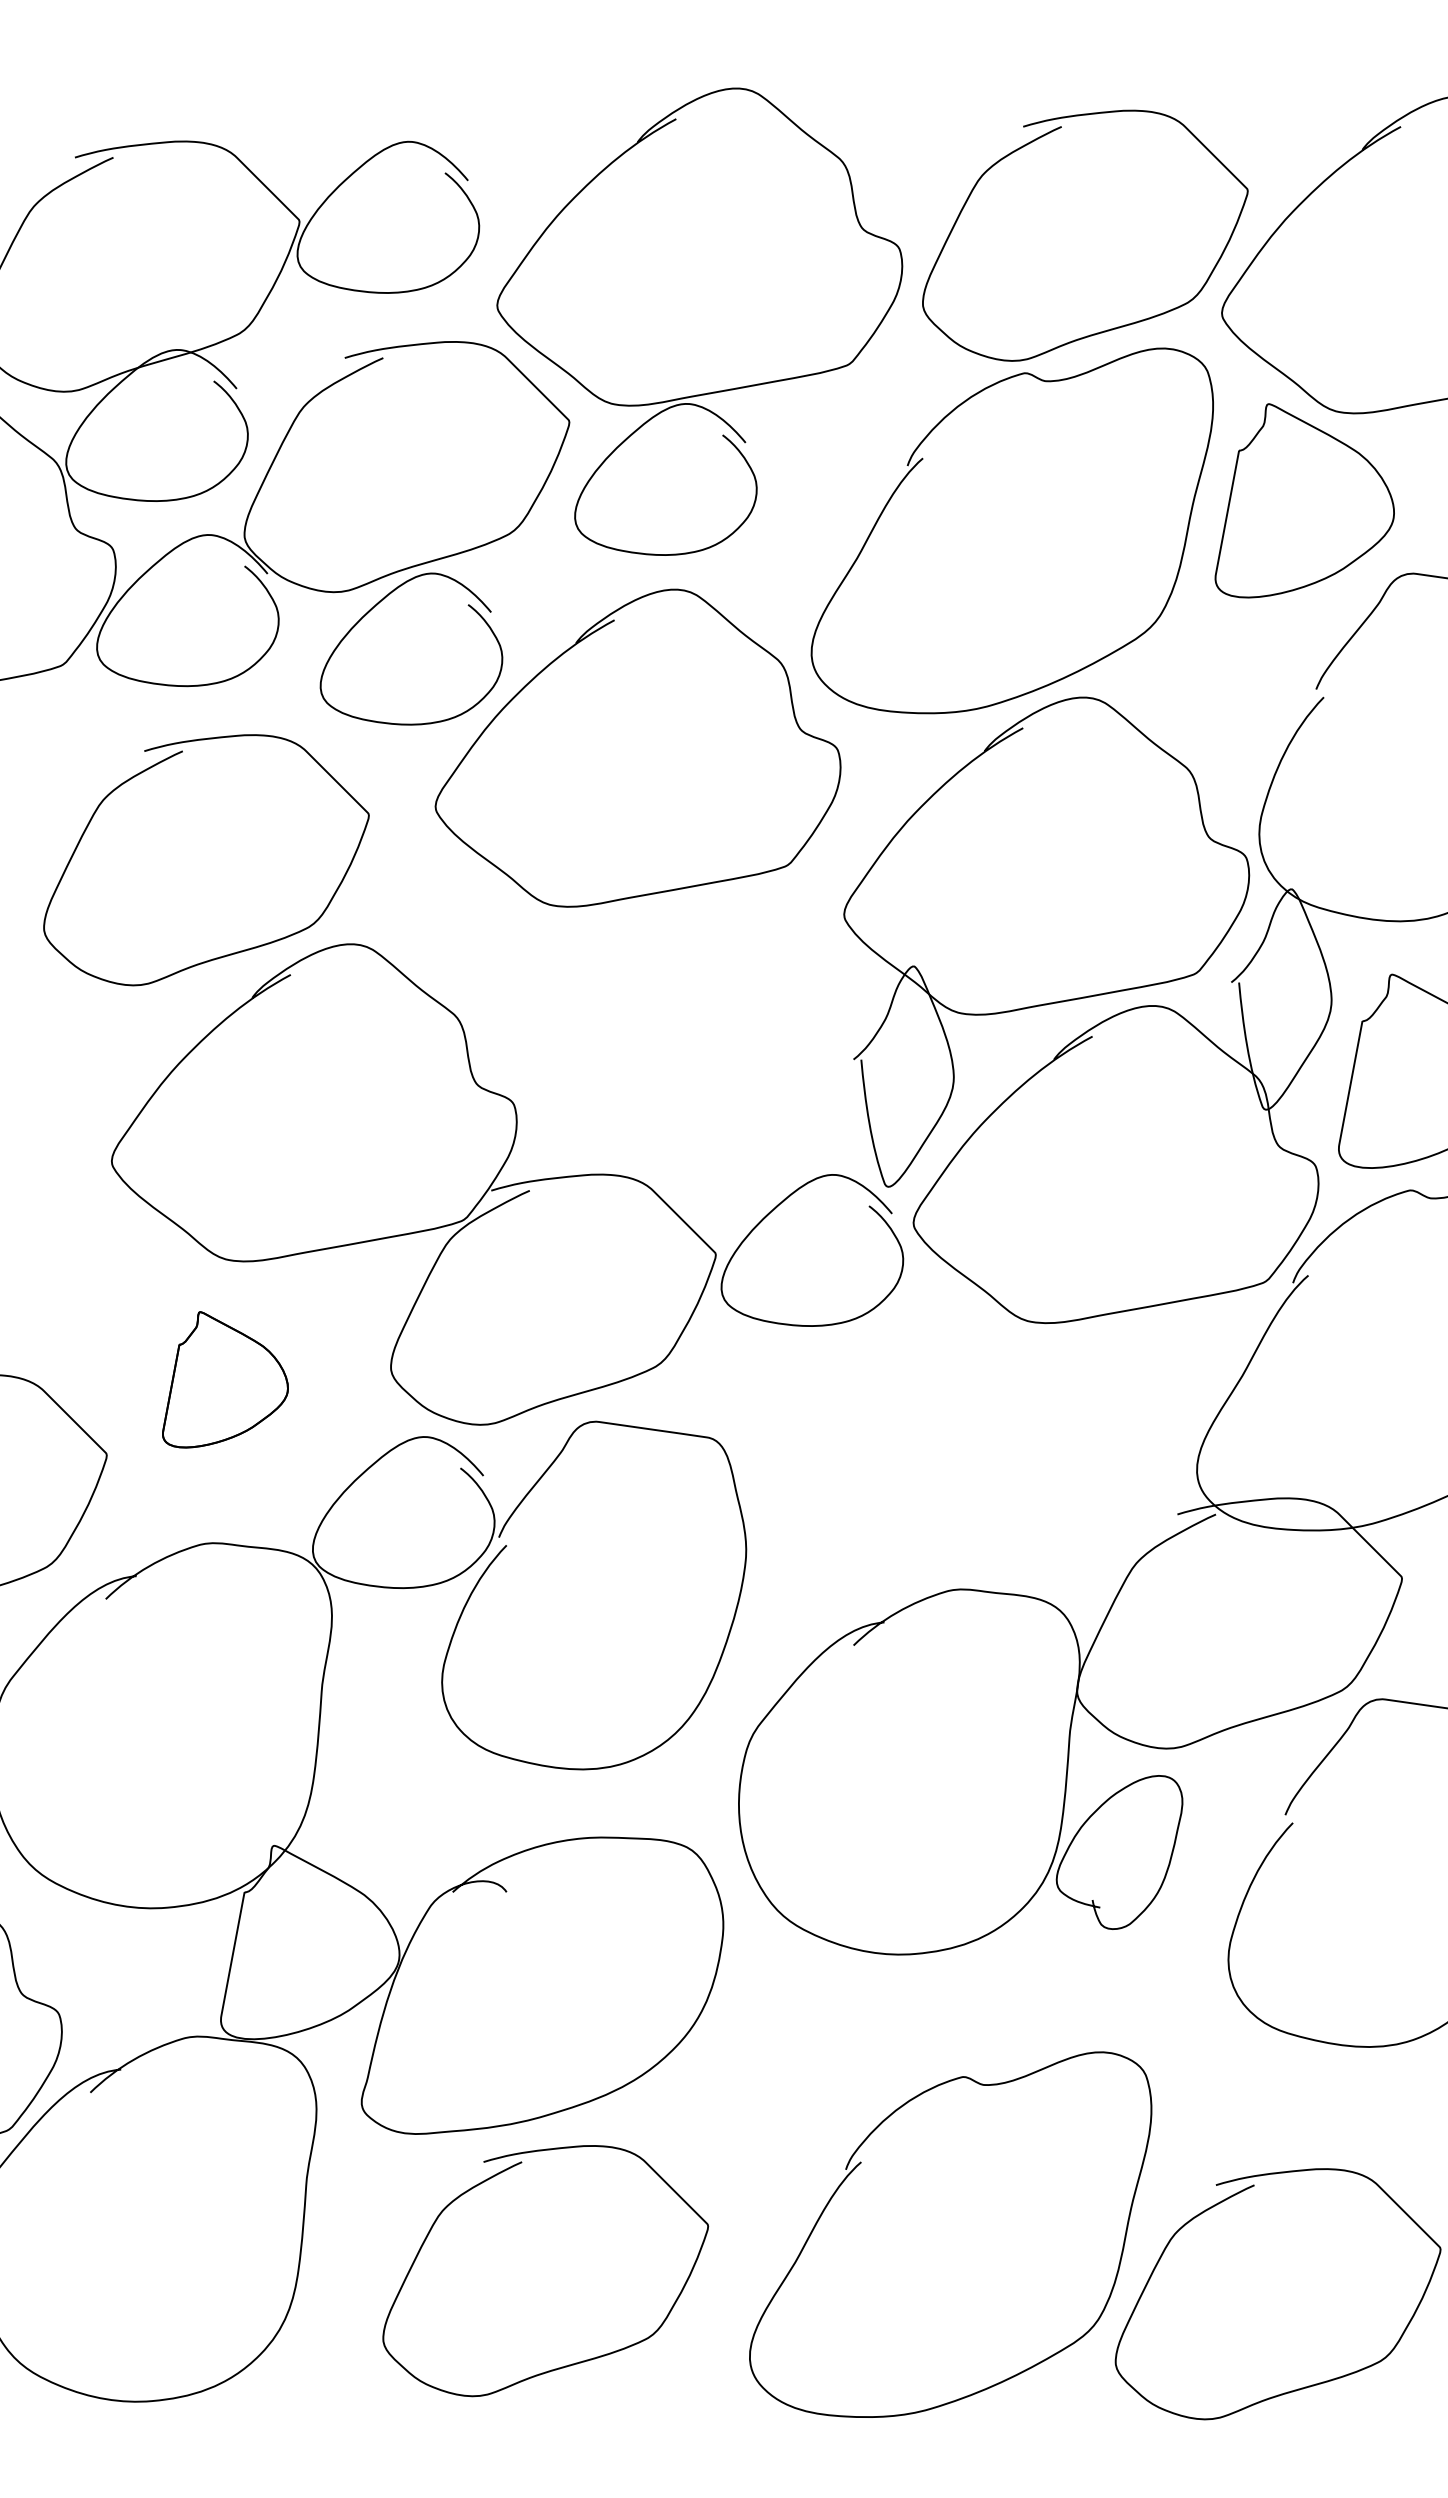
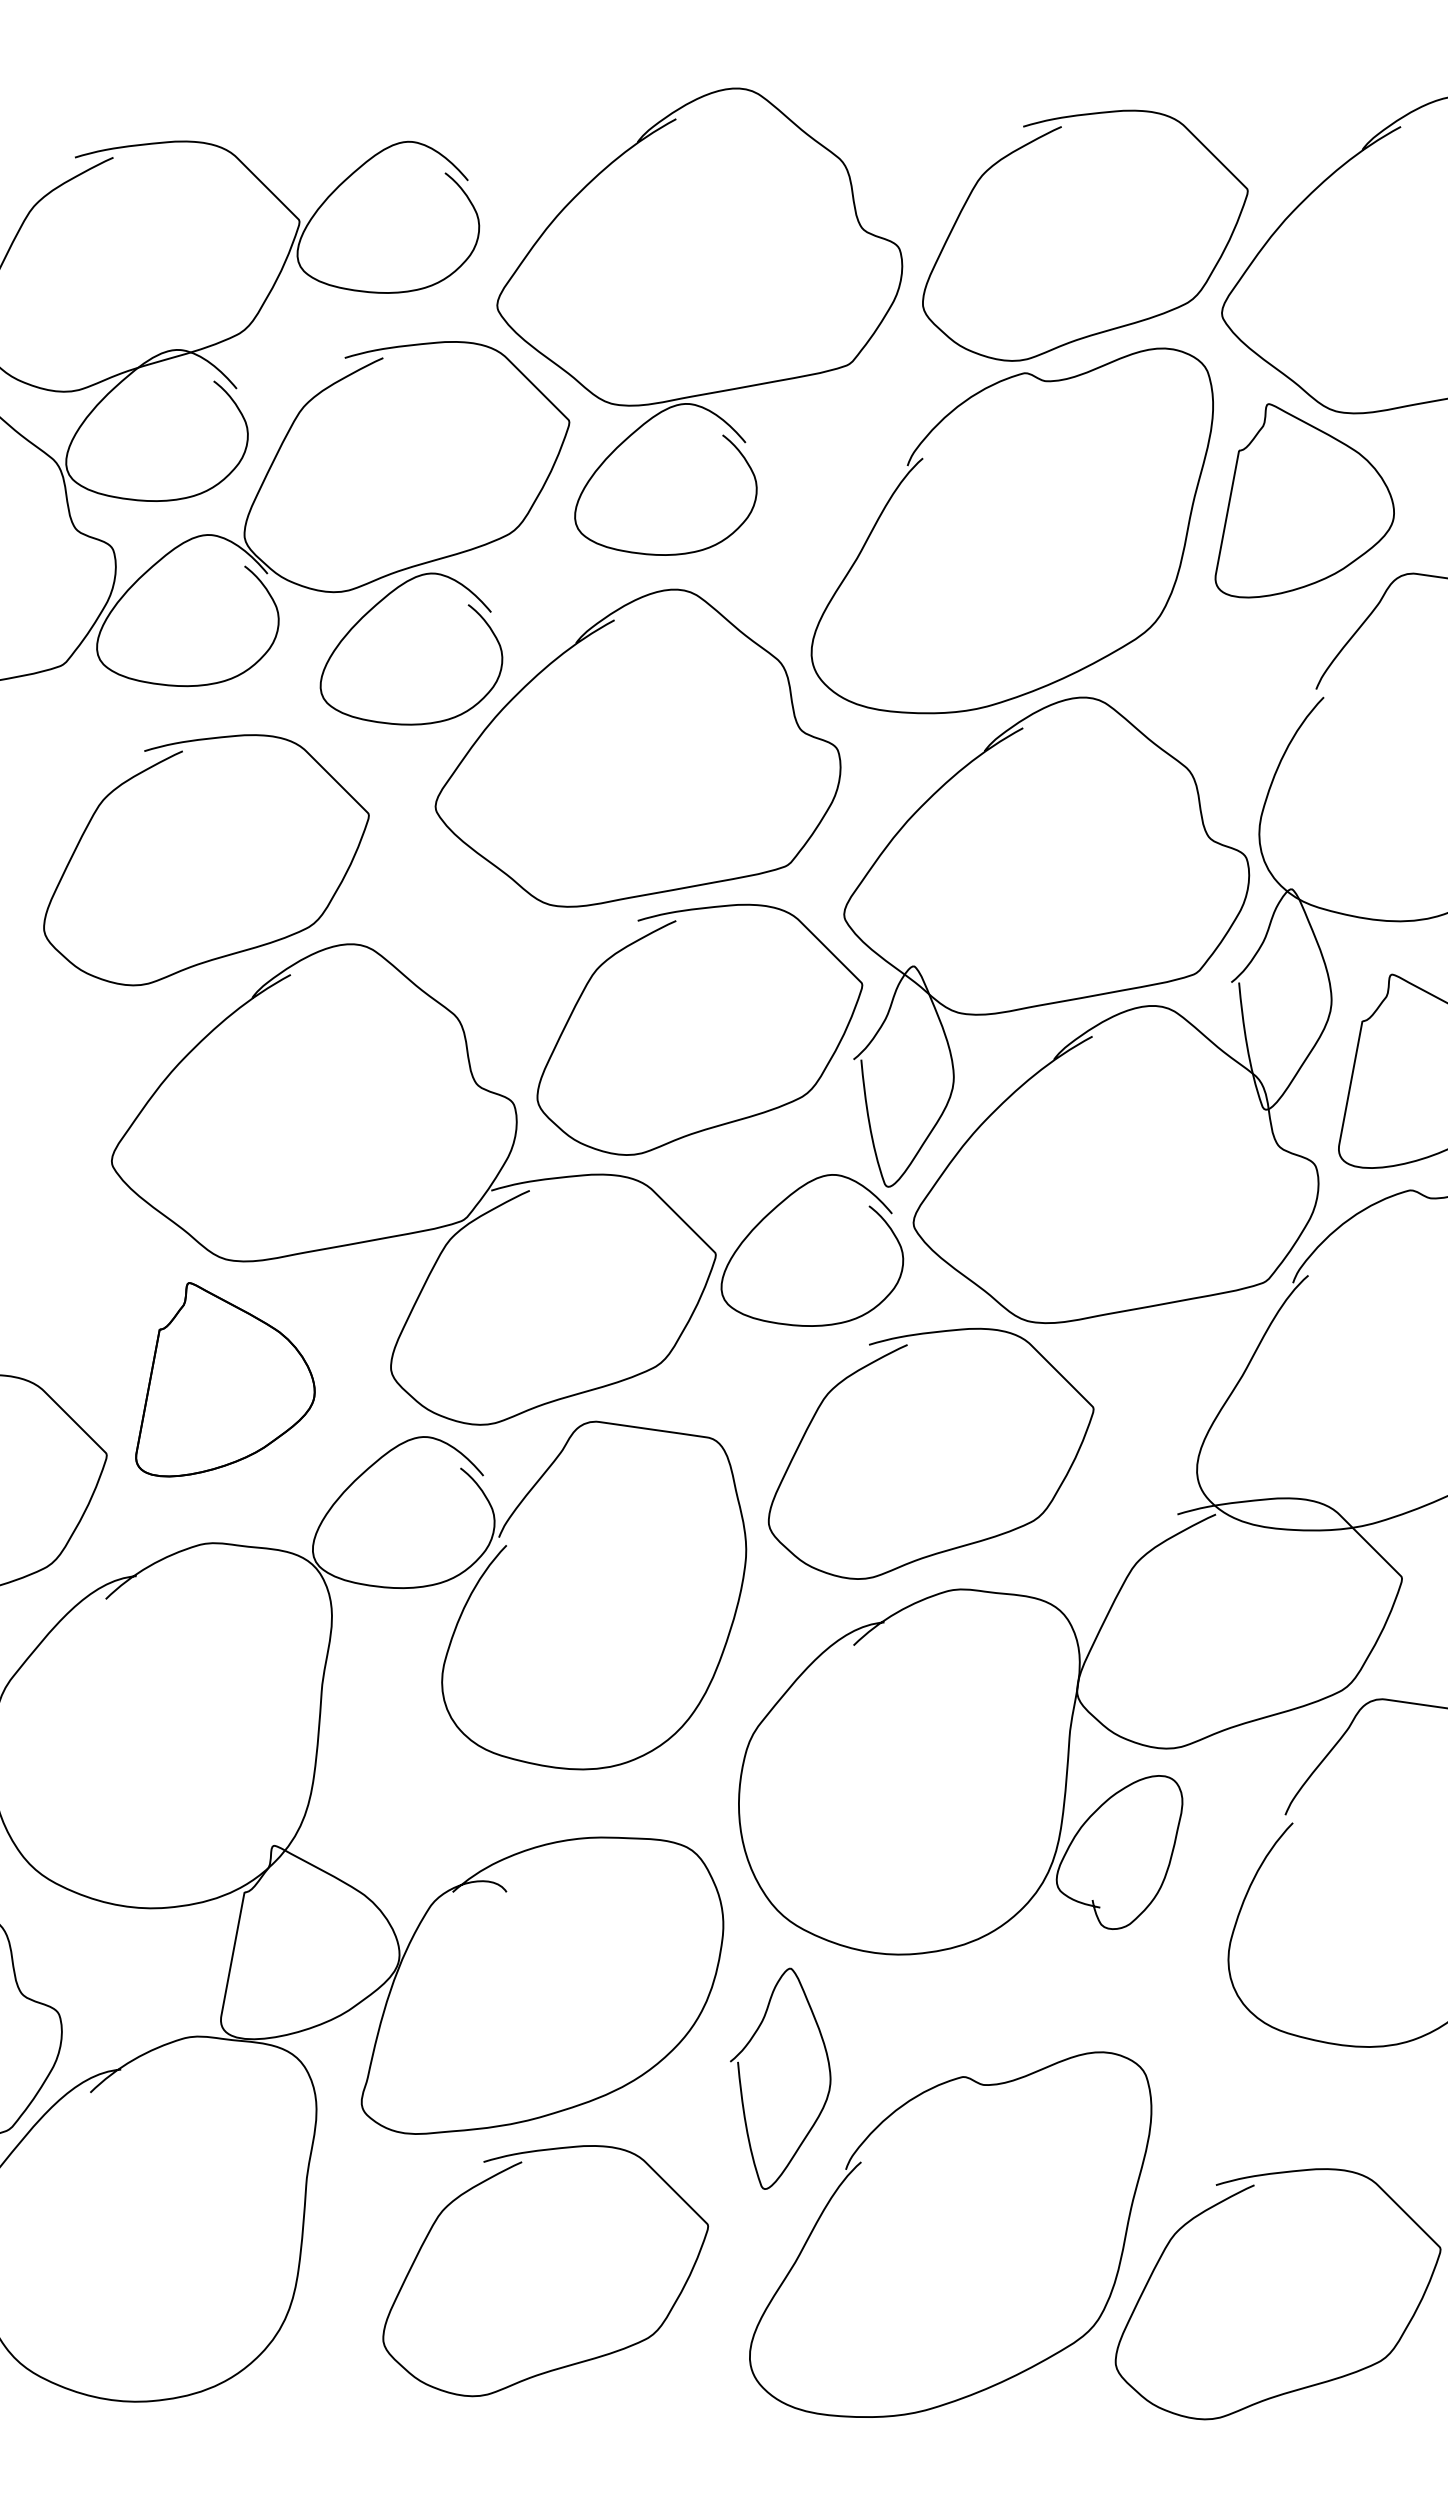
curve: none -> present (725, 1122)
part size: 127x138 px -> 181x196 px (225, 1379)
curve: none -> present (960, 1545)
curve: none -> present (741, 2083)
